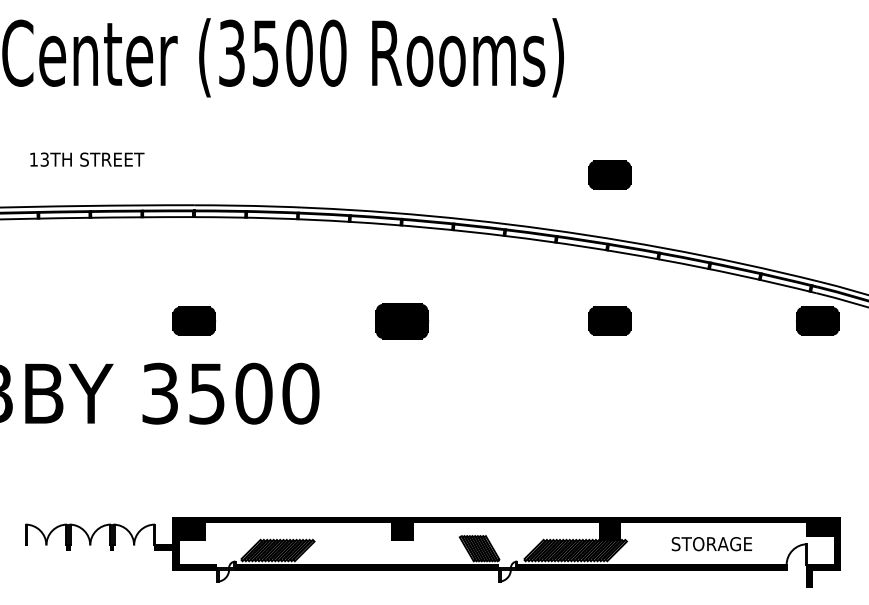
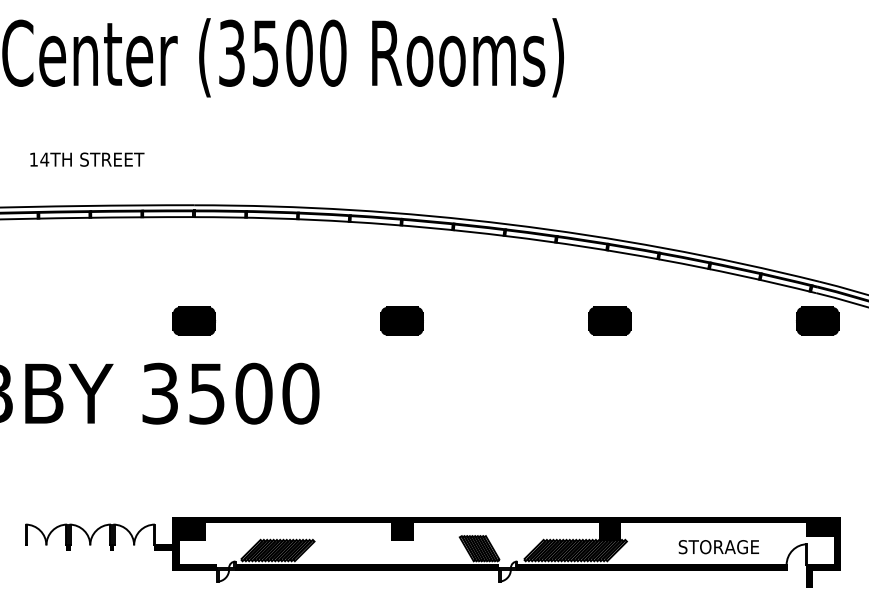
text: 13TH -> 14TH (44, 159)
part: present -> none (609, 174)
part size: 55x37 px -> 44x30 px (401, 320)
text position: (711, 544) -> (718, 547) (718, 547)
